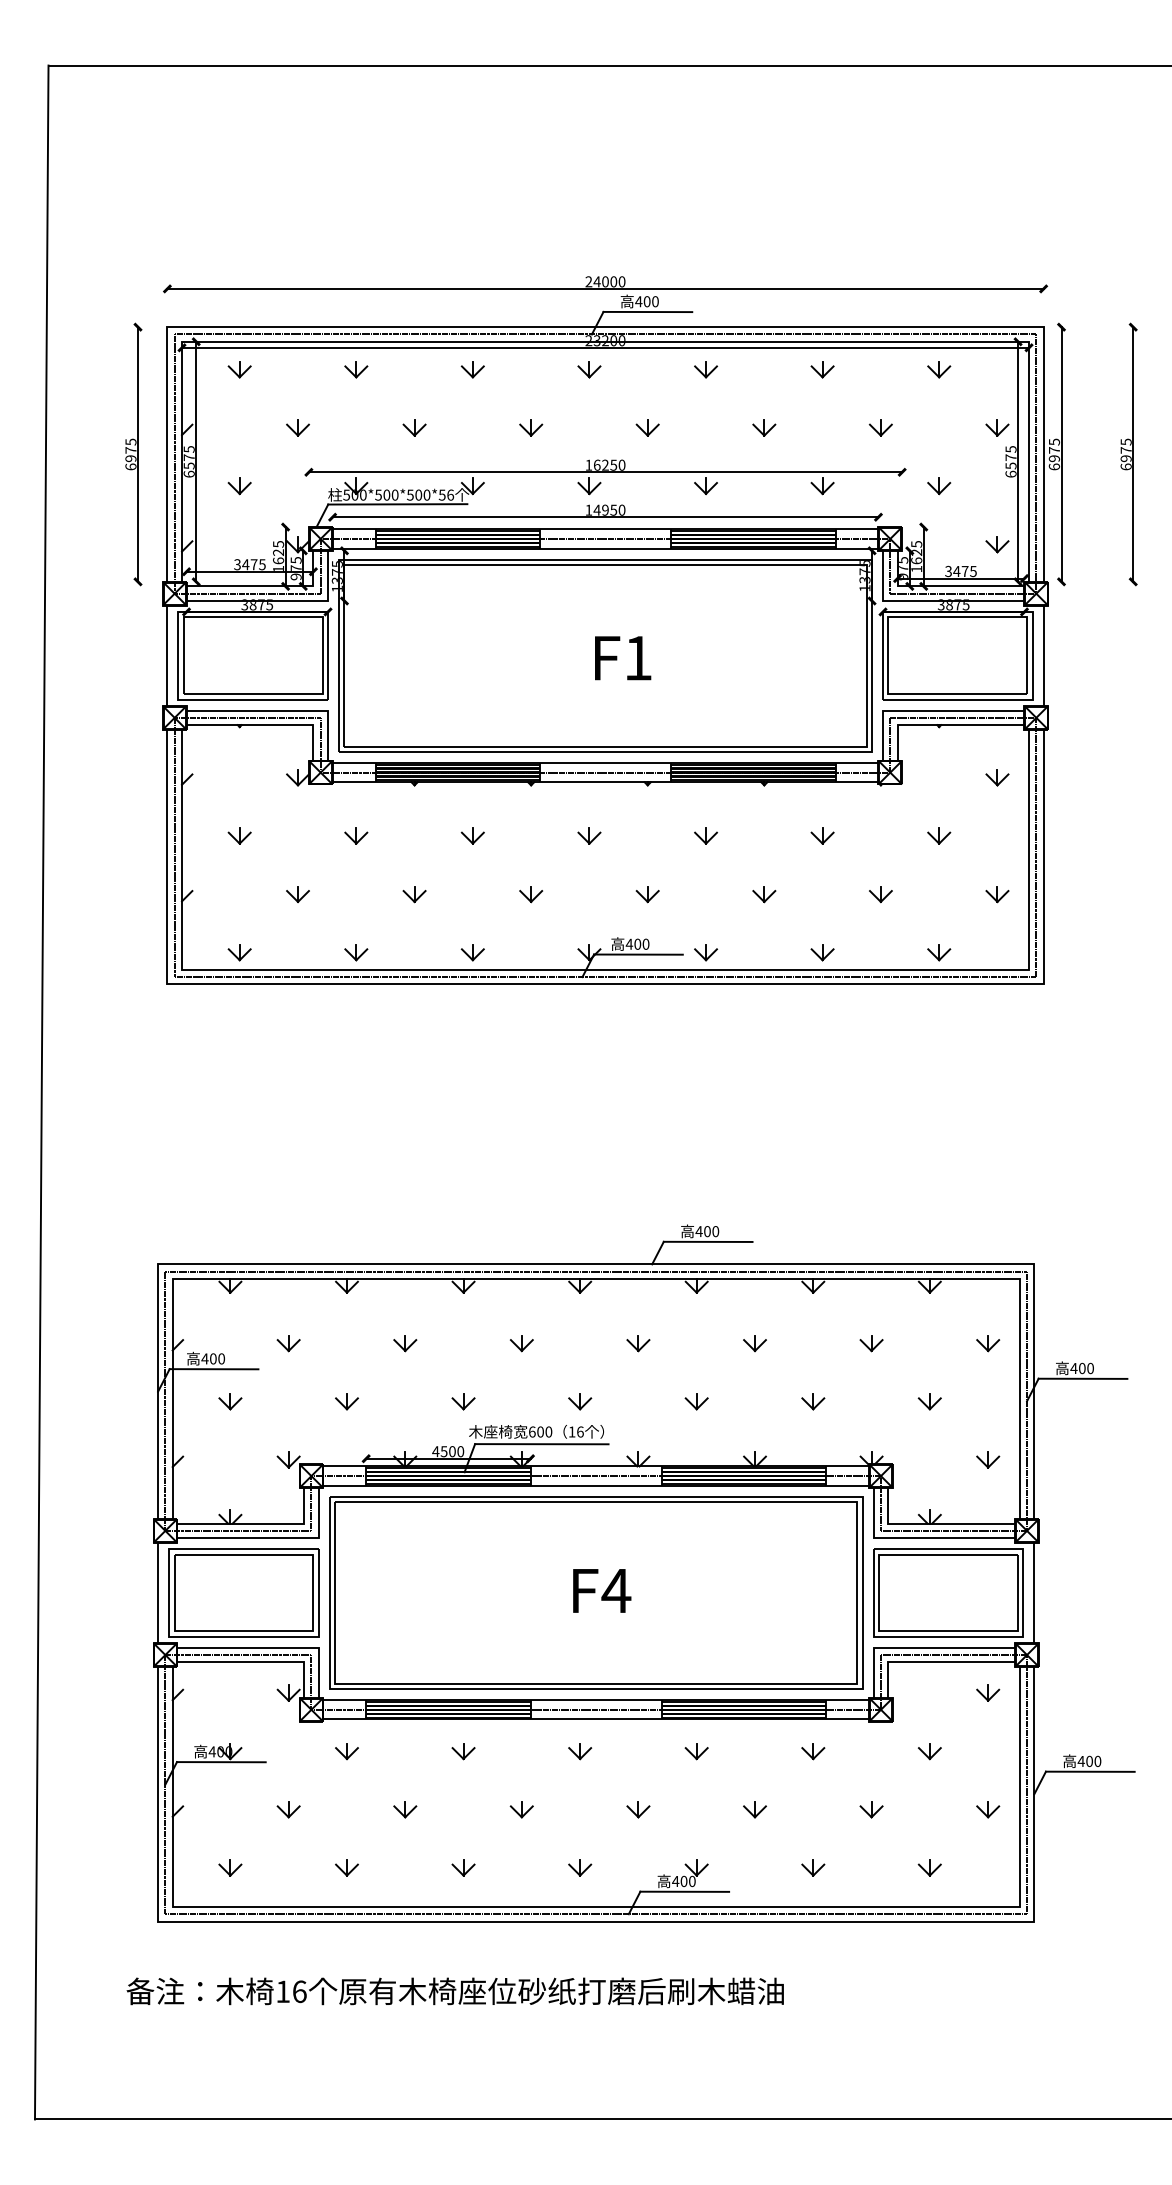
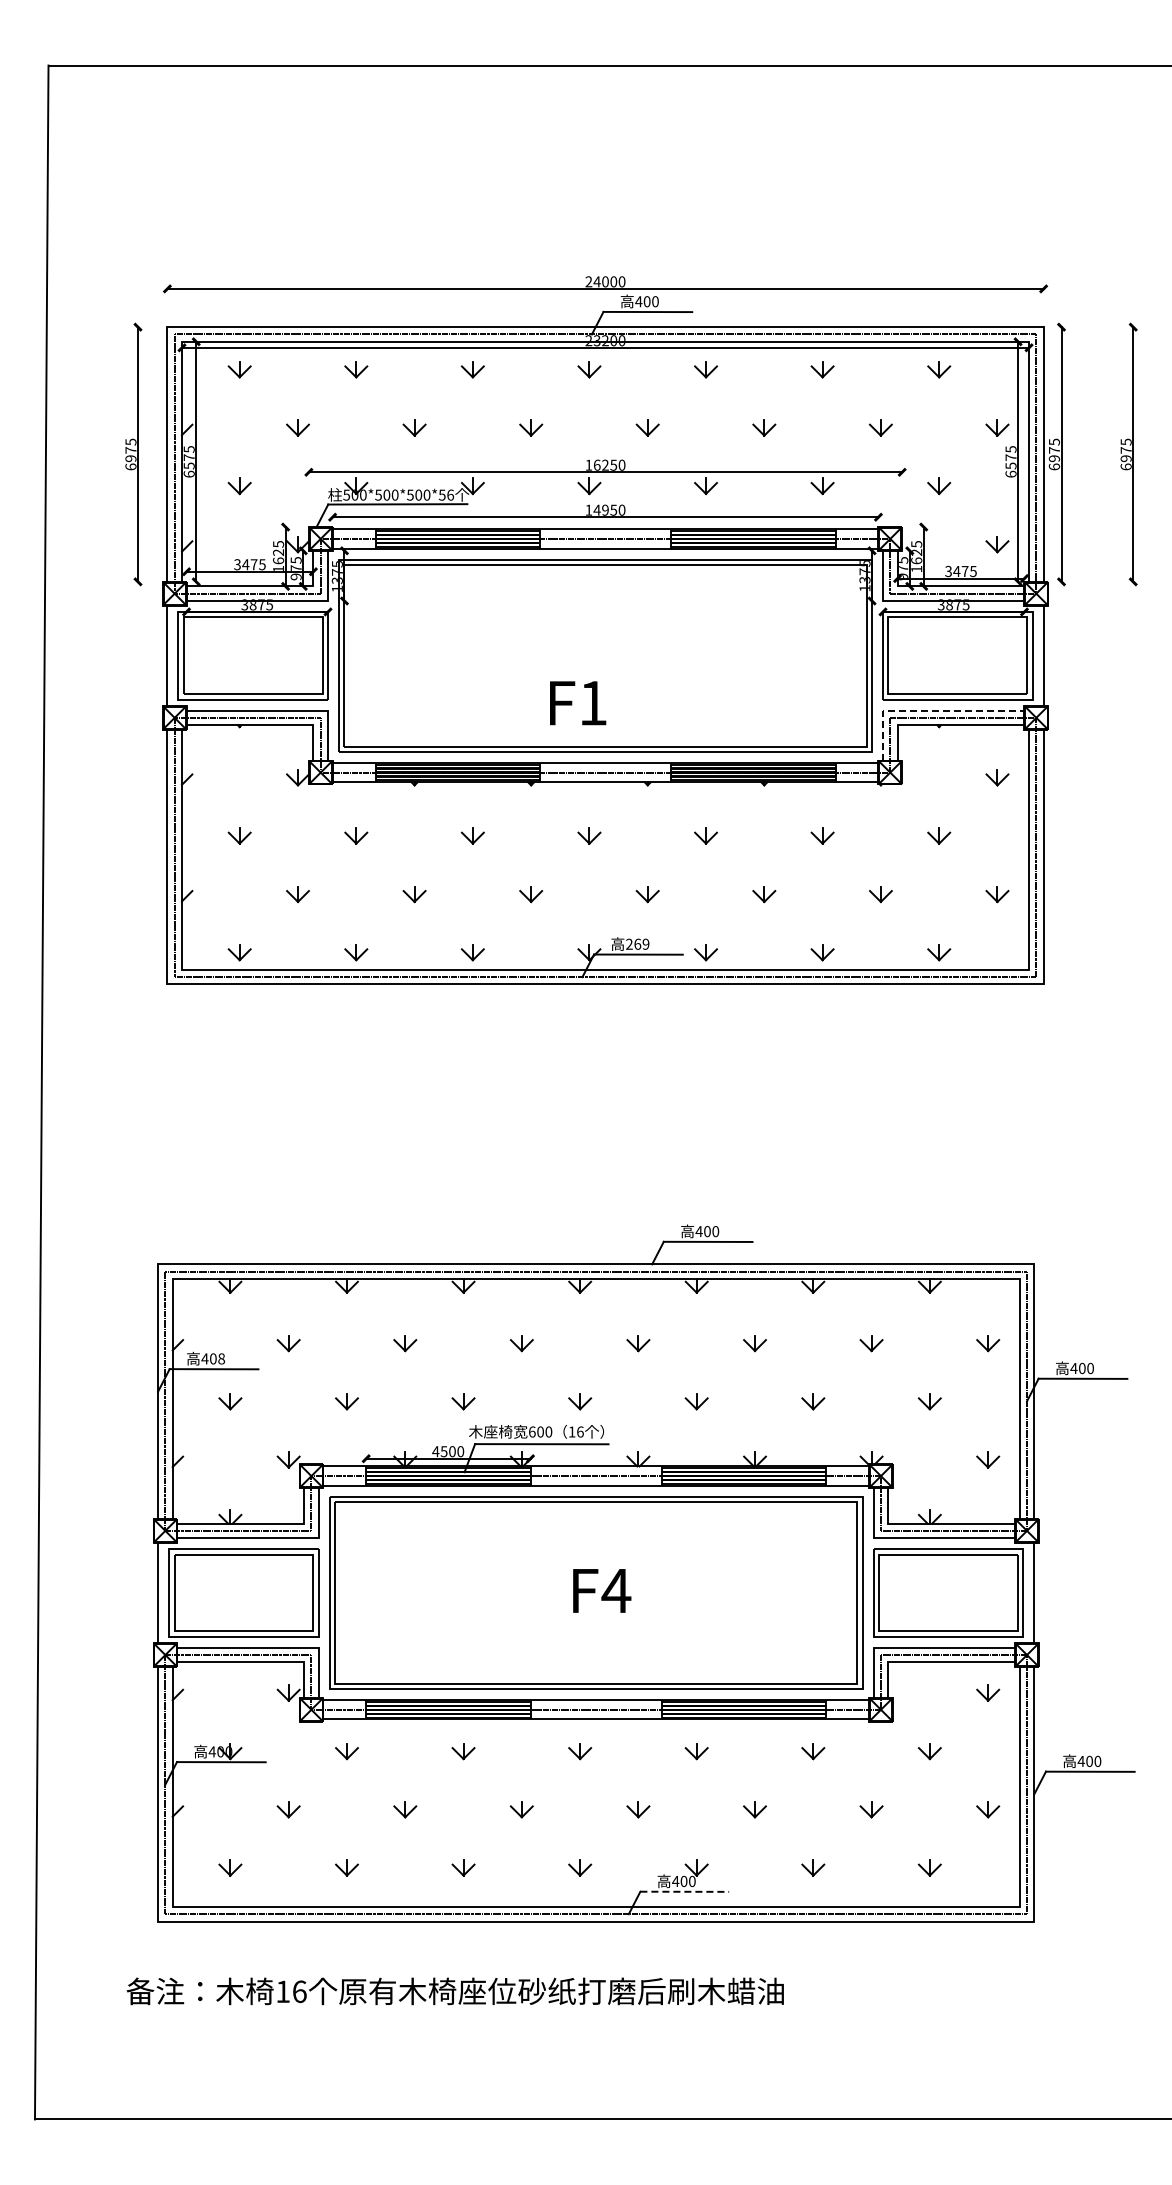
text position: (623, 658) -> (578, 703) (578, 703)
line: solid -> dashed (927, 710)
text: 400 -> 269 (637, 943)
text: 400 -> 408 (221, 1358)
line: solid -> dashed (685, 1891)
